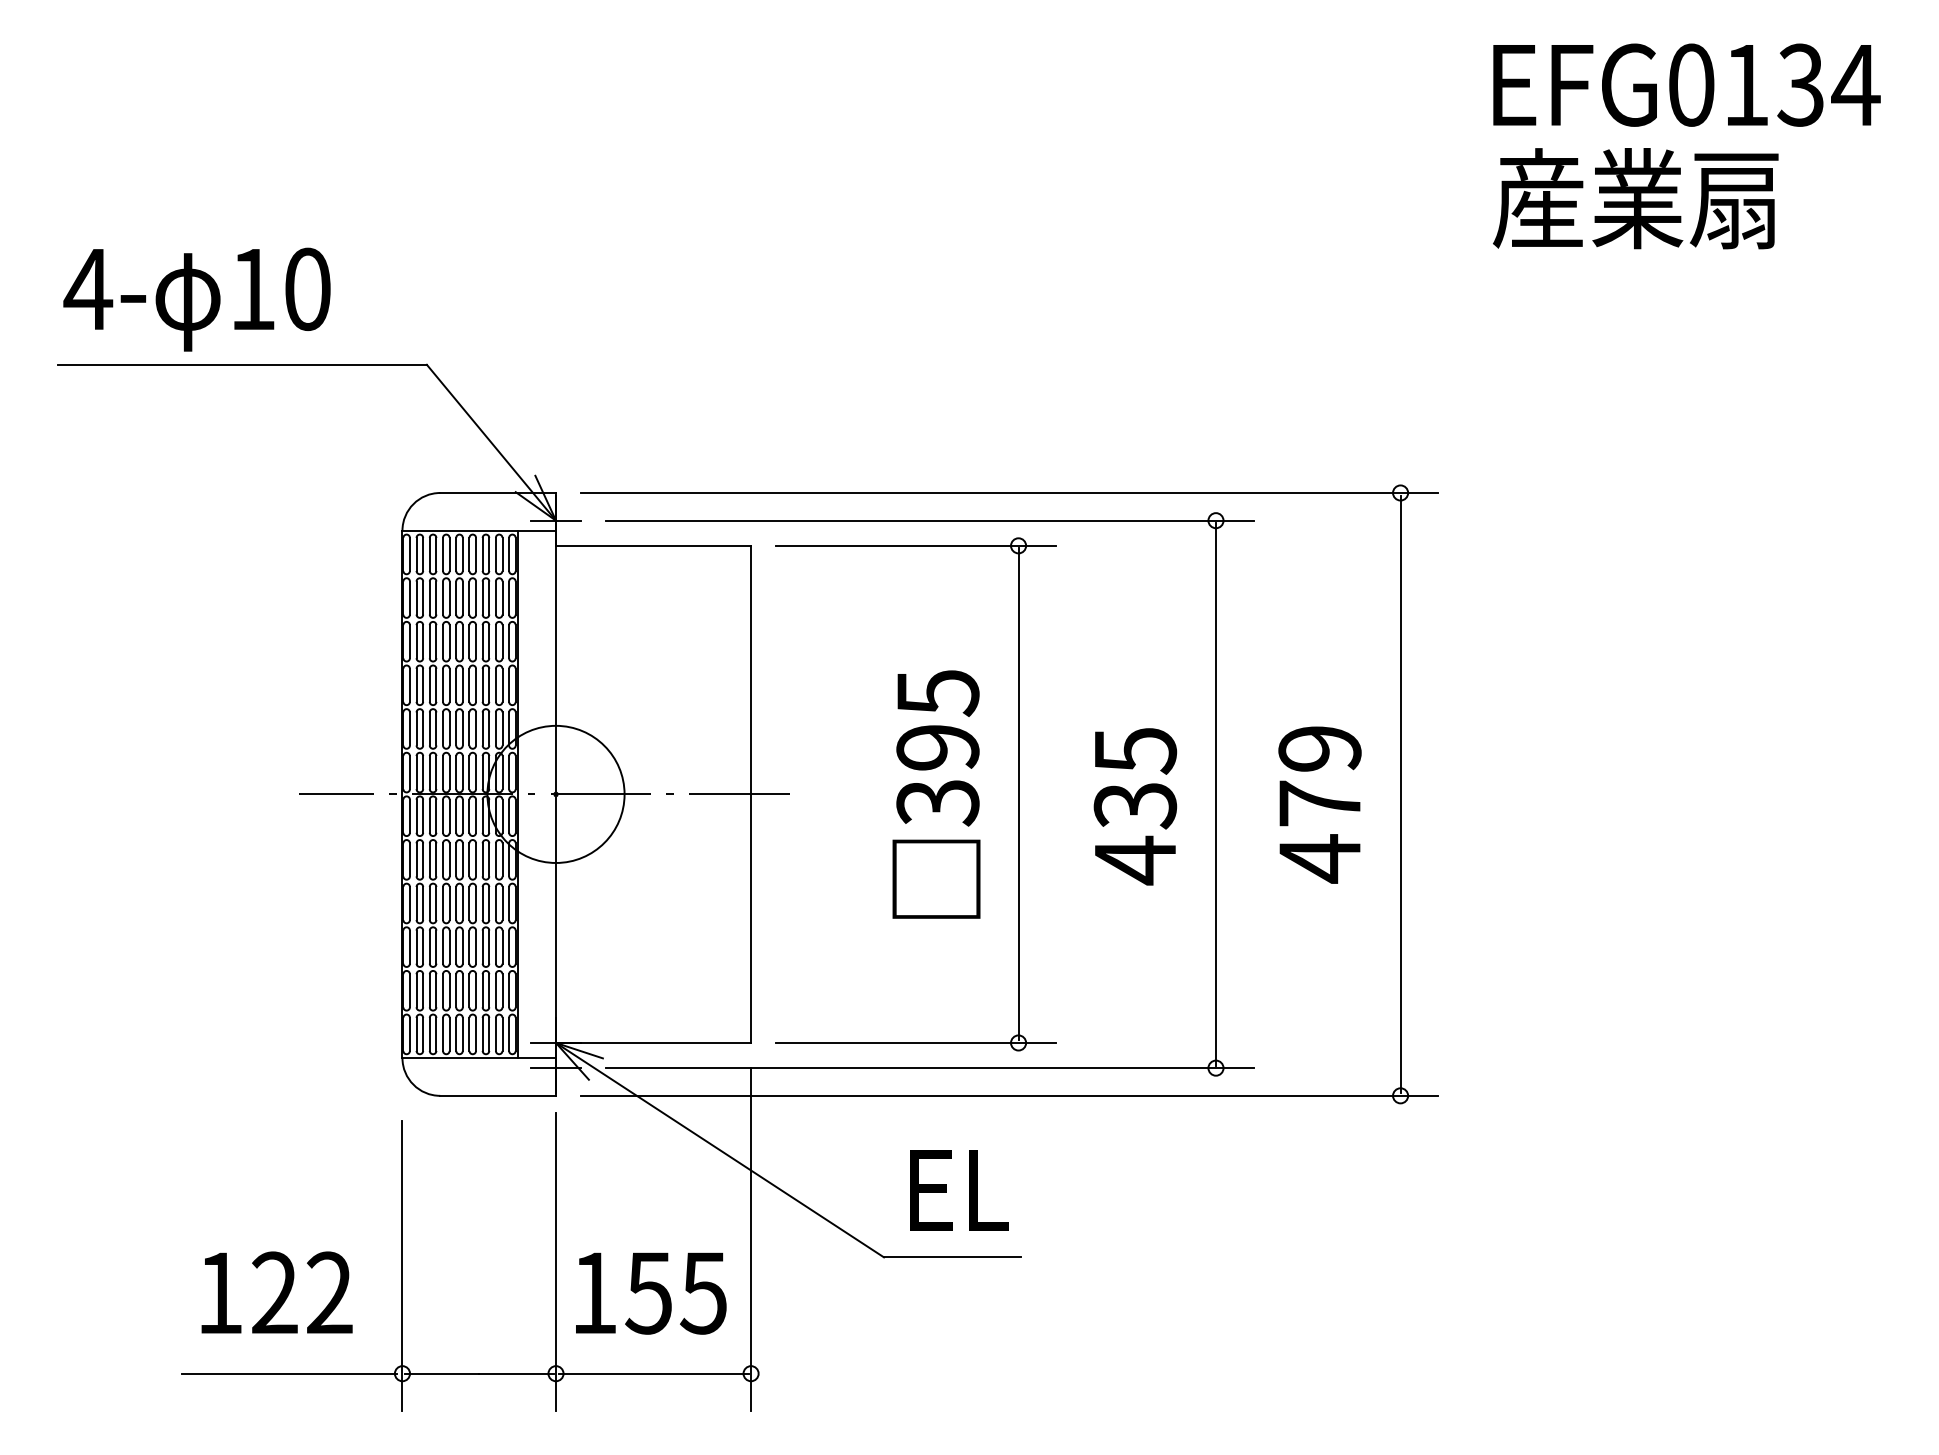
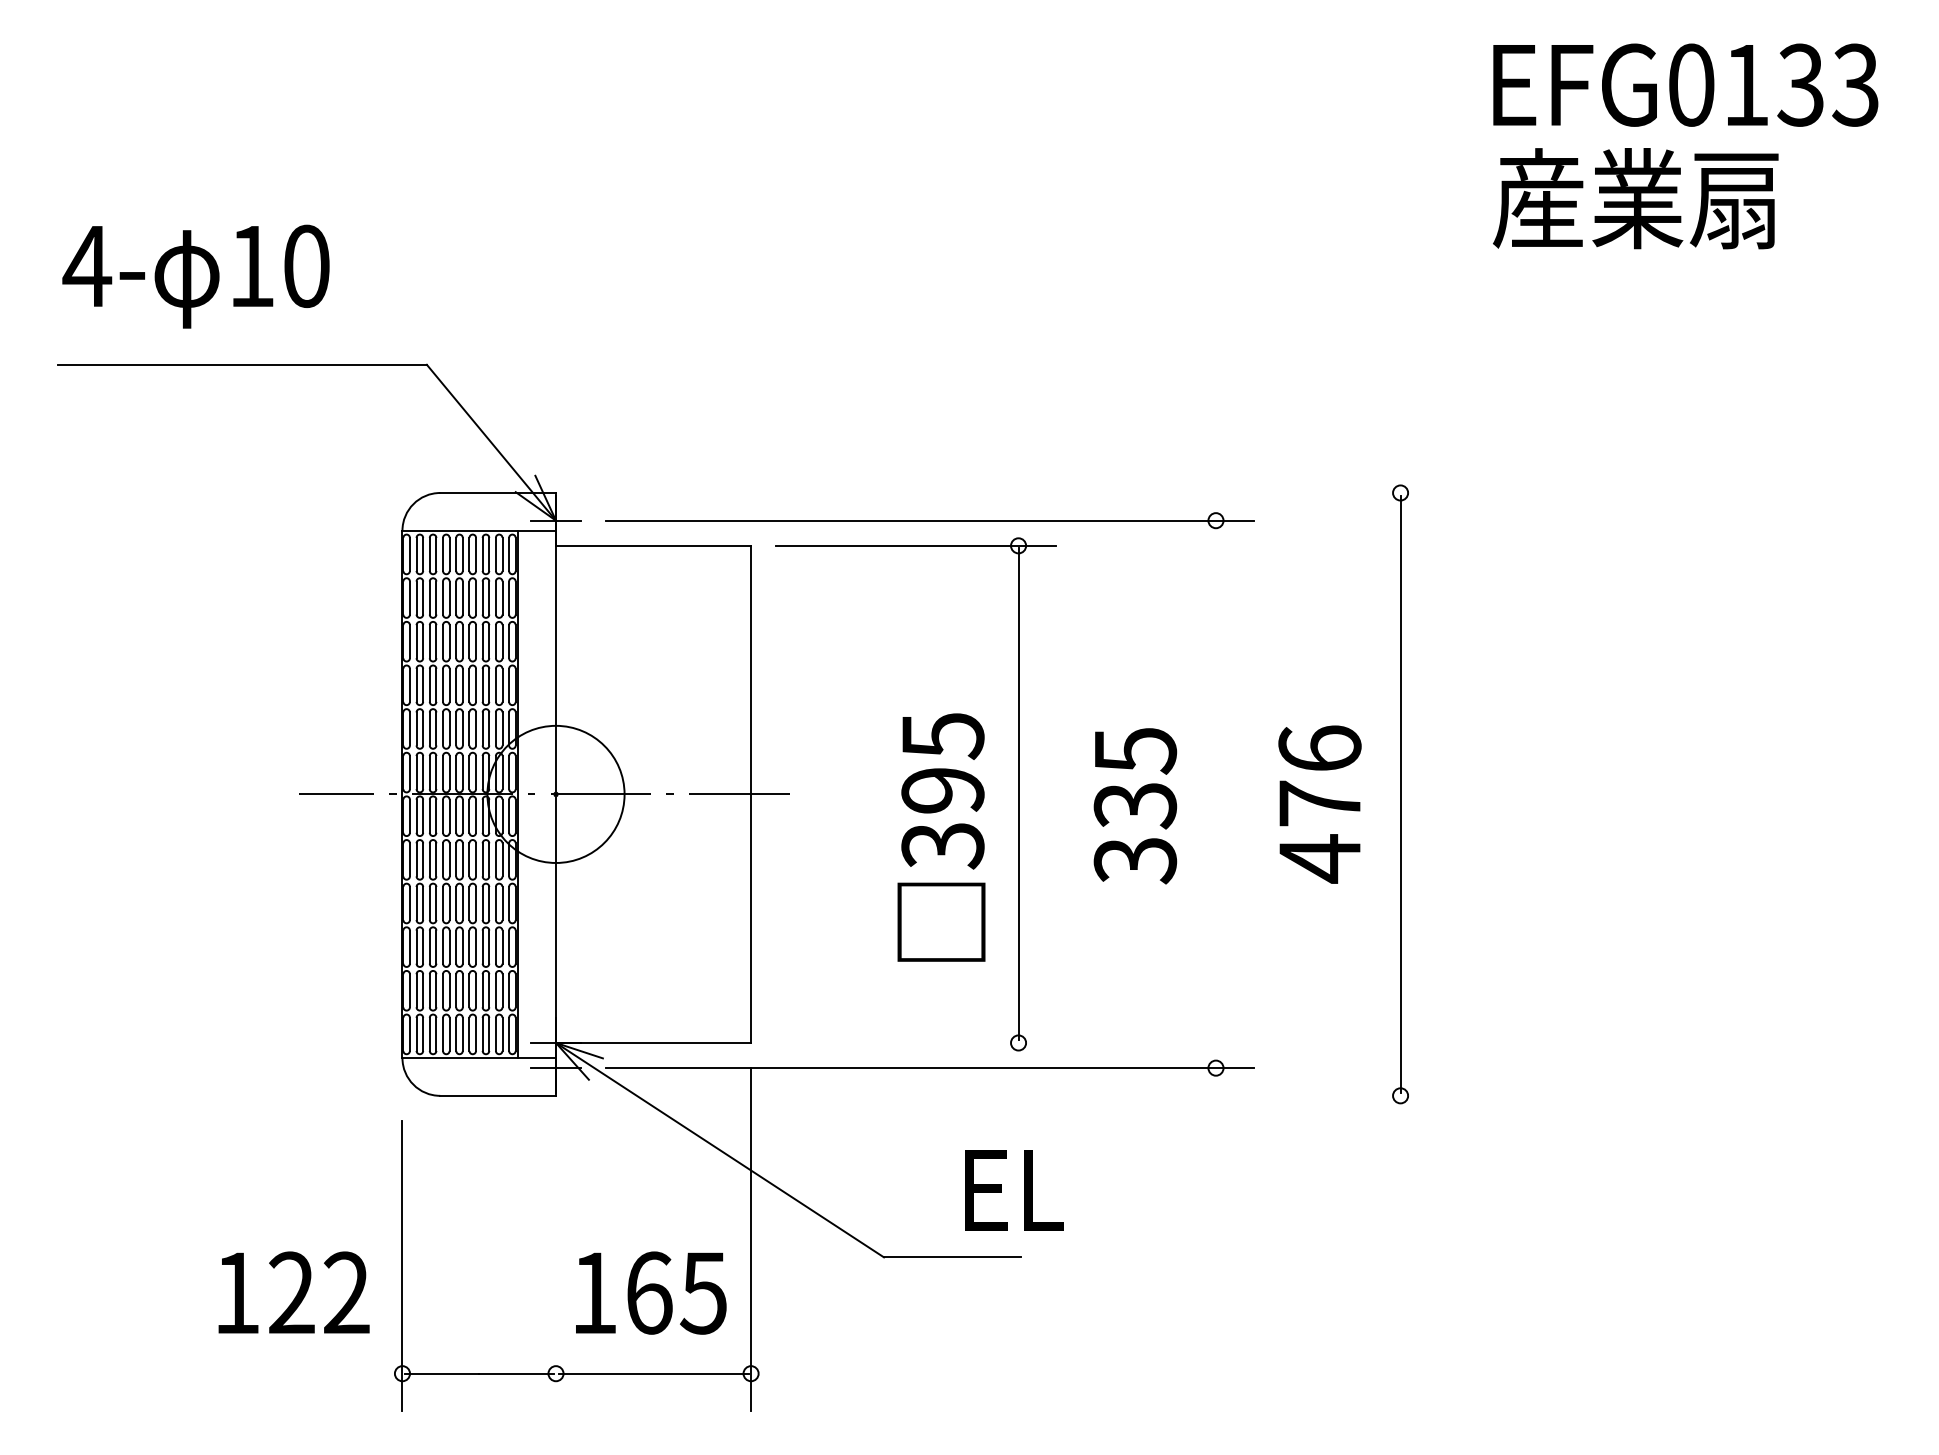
text: EFG0134 -> EFG0133 (1855, 84)
text position: (196, 299) -> (195, 276) (195, 276)
line: present -> none (1009, 492)
text: 479 -> 476 (1319, 748)
text position: (936, 794) -> (941, 837) (941, 837)
line: present -> none (1215, 794)
text: 435 -> 335 (1135, 860)
line: present -> none (916, 1042)
line: present -> none (1009, 1095)
text position: (959, 1190) -> (1014, 1190) (1014, 1190)
line: present -> none (556, 1261)
text position: (276, 1292) -> (293, 1292) (293, 1292)
text: 155 -> 165 (648, 1292)
line: present -> none (289, 1373)
